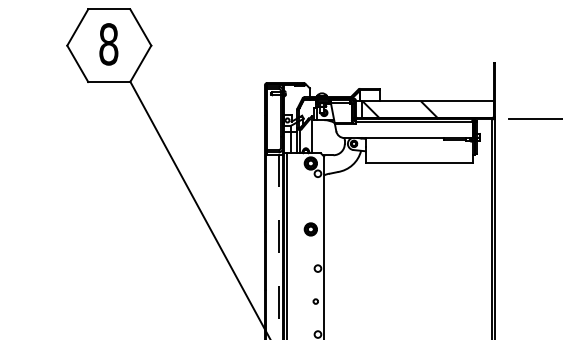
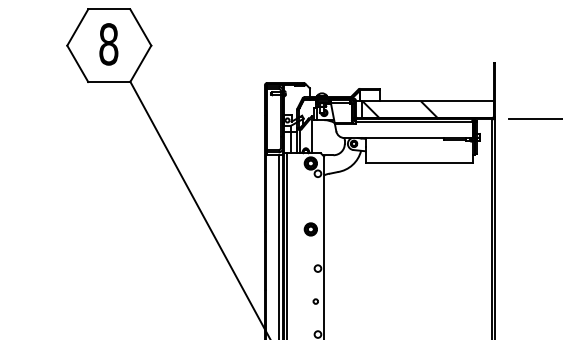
line: dashed -> solid (278, 247)
